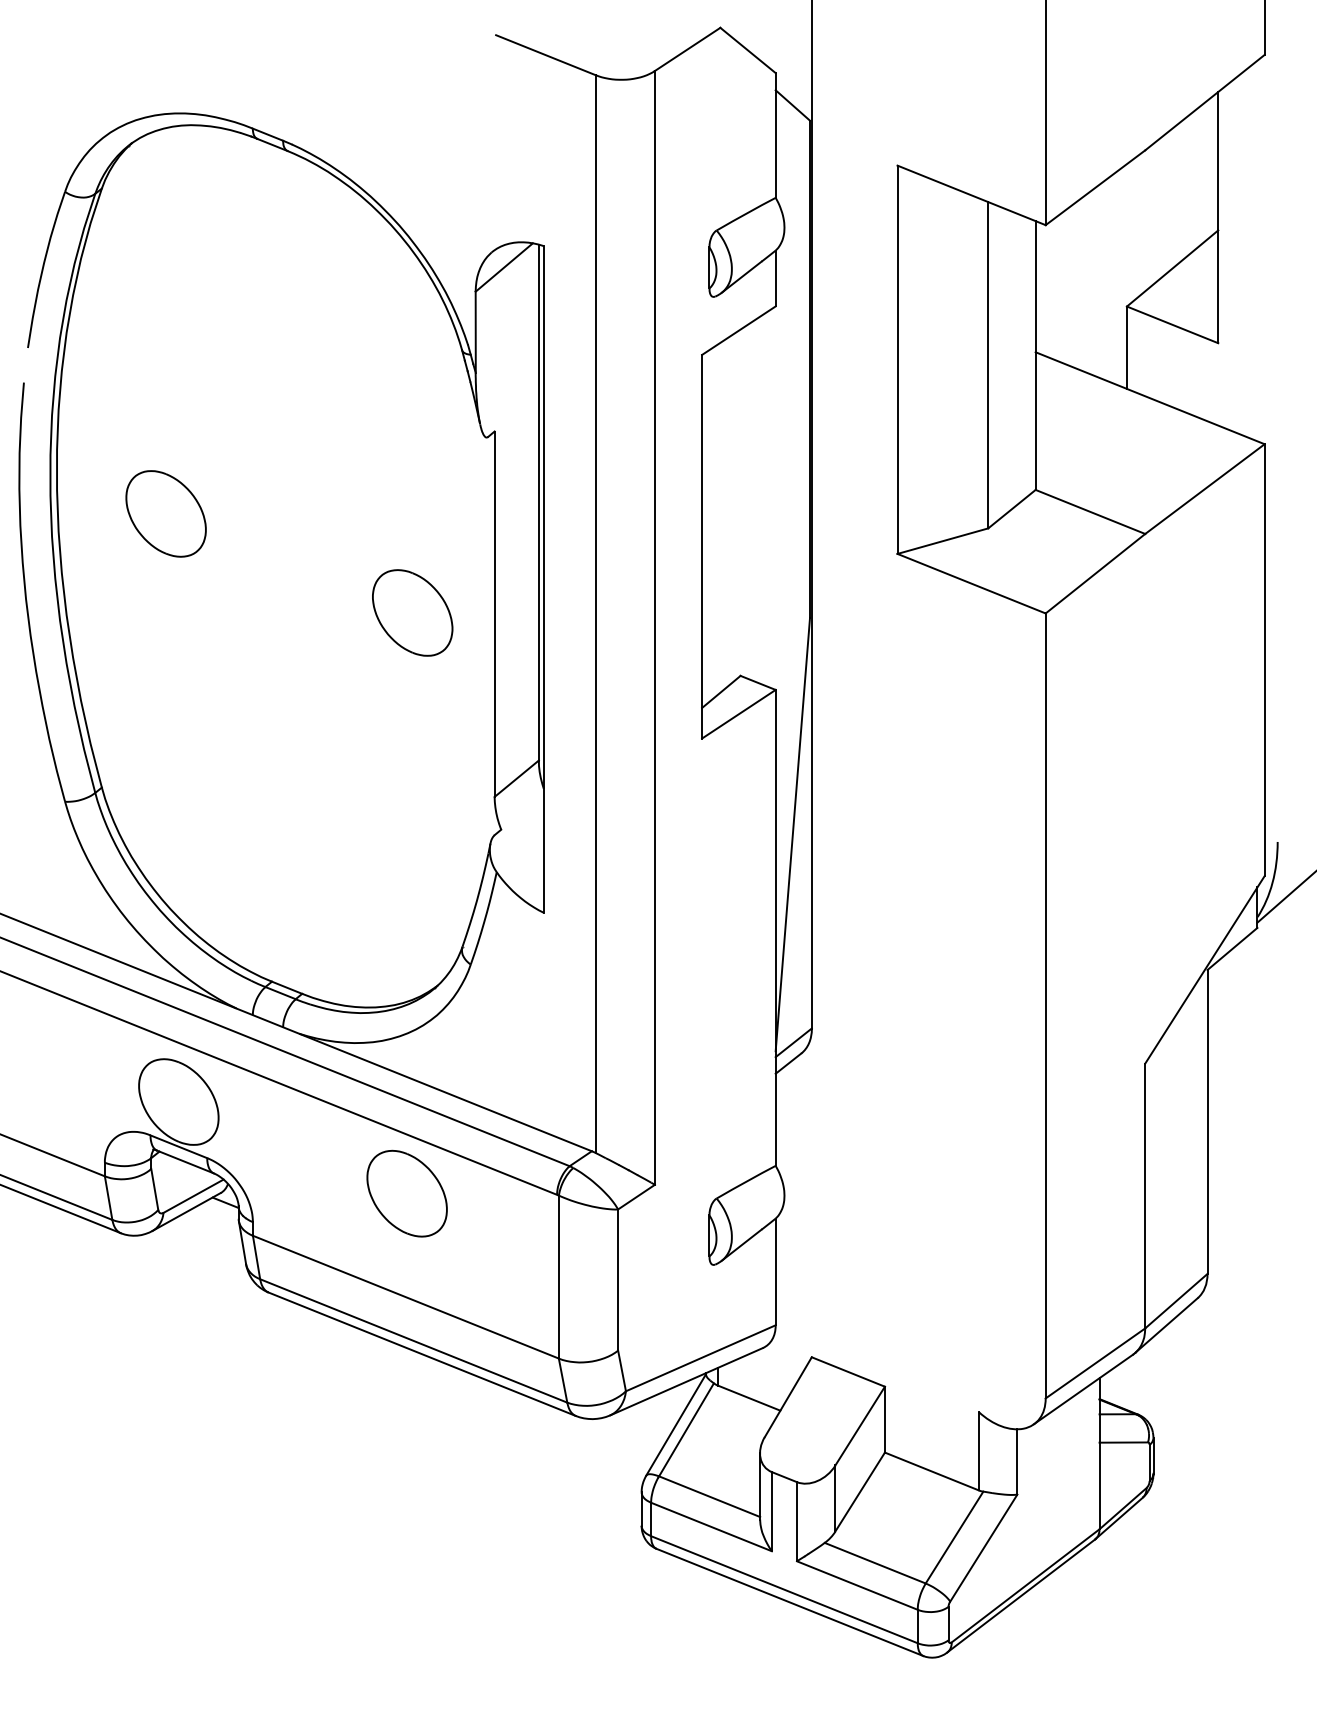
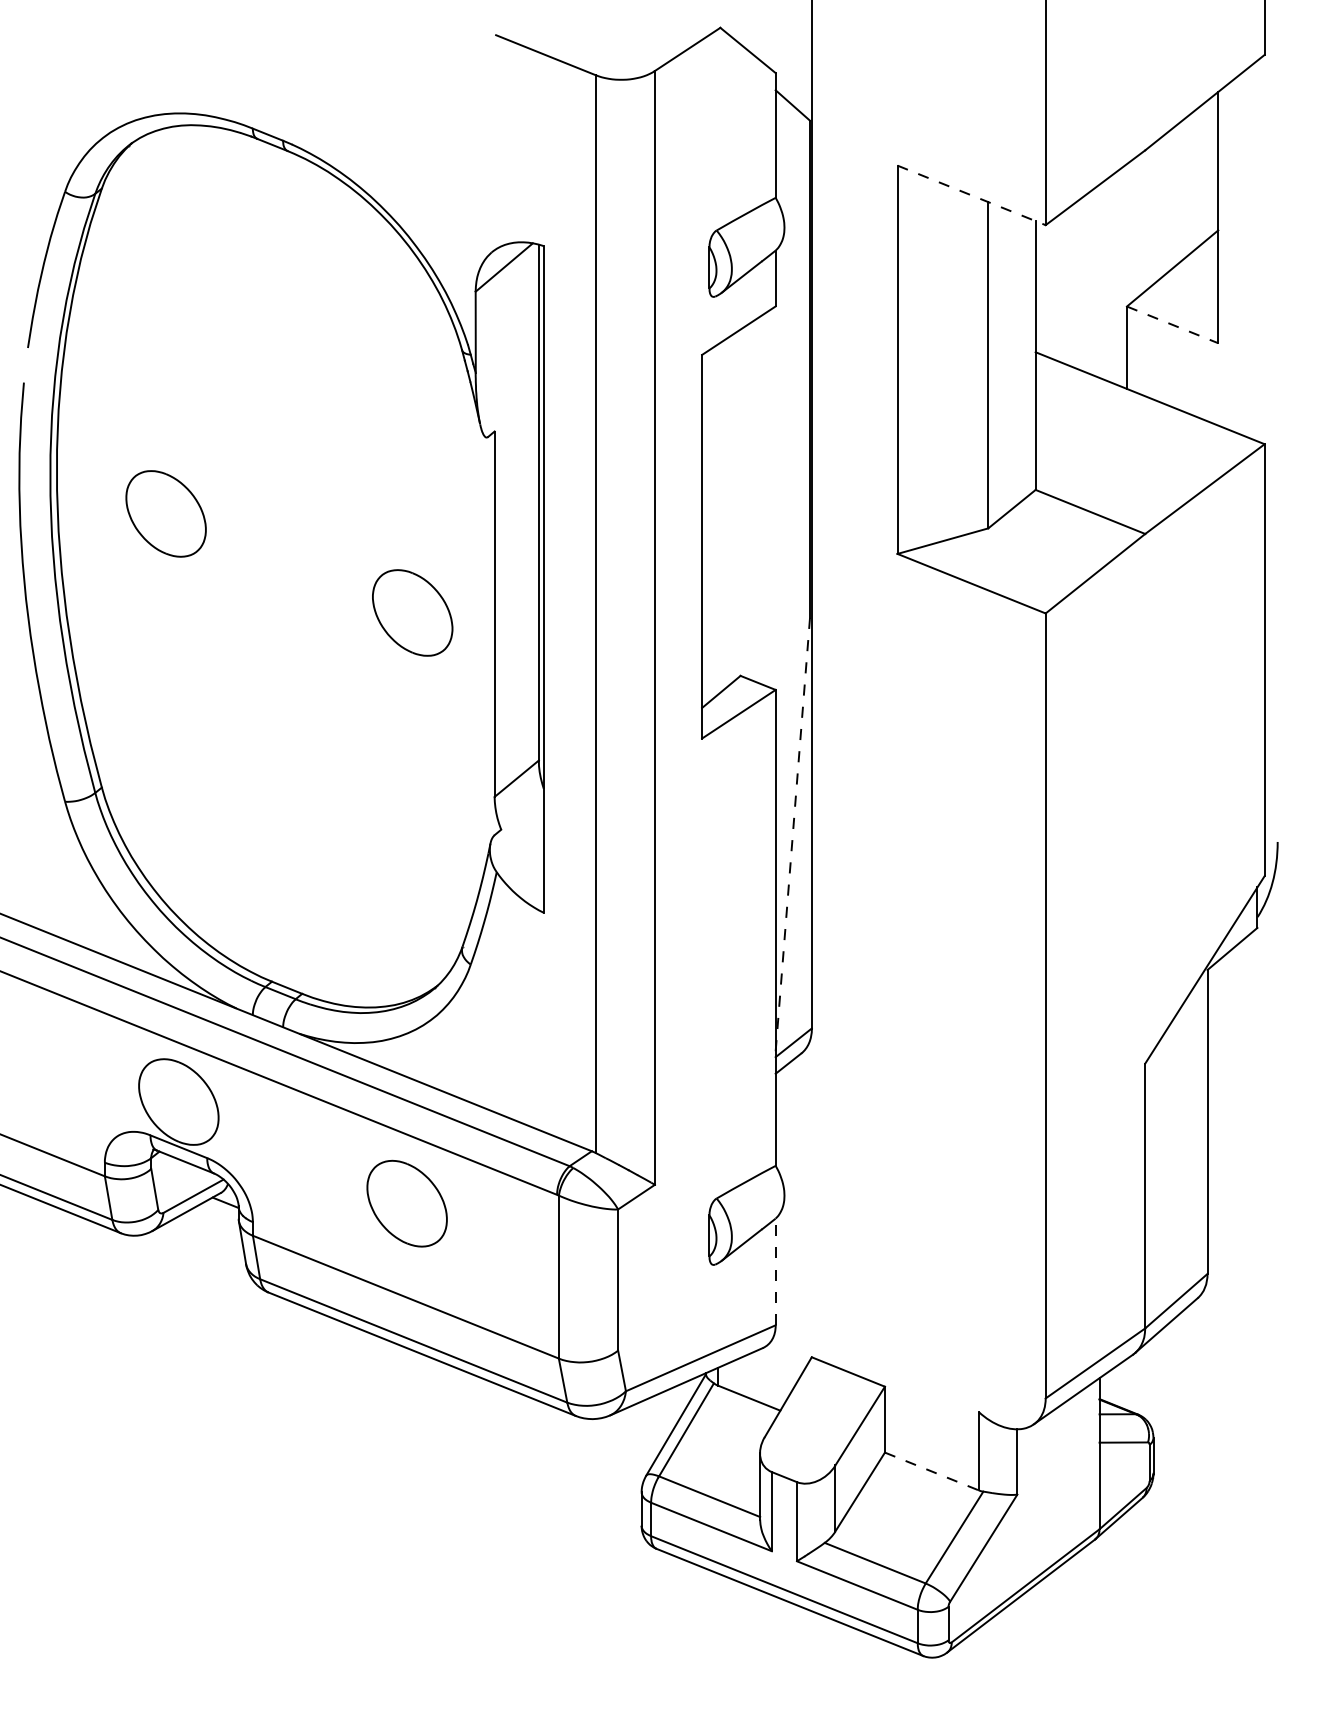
line: solid -> dashed (971, 195)
line: solid -> dashed (1173, 325)
line: solid -> dashed (792, 834)
line: present -> none (1285, 897)
part position: (406, 1193) -> (406, 1203) (406, 1203)
line: solid -> dashed (775, 1271)
line: solid -> dashed (931, 1471)
